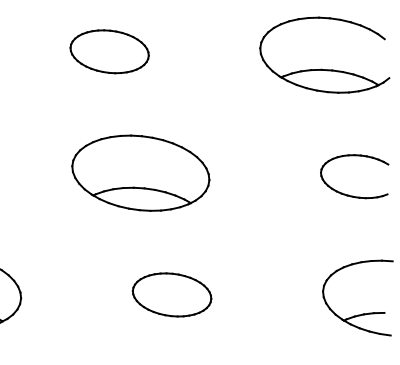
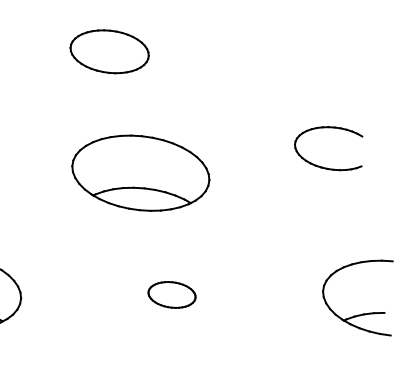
part: present -> none (321, 68)
part position: (348, 194) -> (322, 166) (322, 166)
part size: 82x46 px -> 50x28 px (171, 294)
